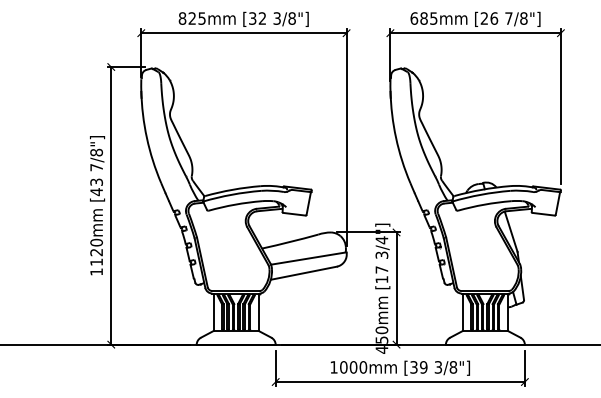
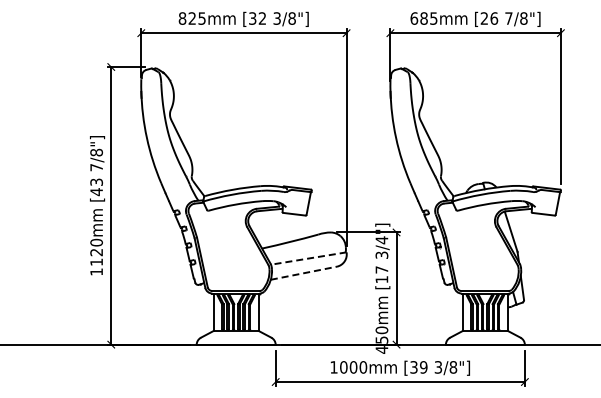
line: solid -> dashed (308, 258)
line: solid -> dashed (303, 273)
